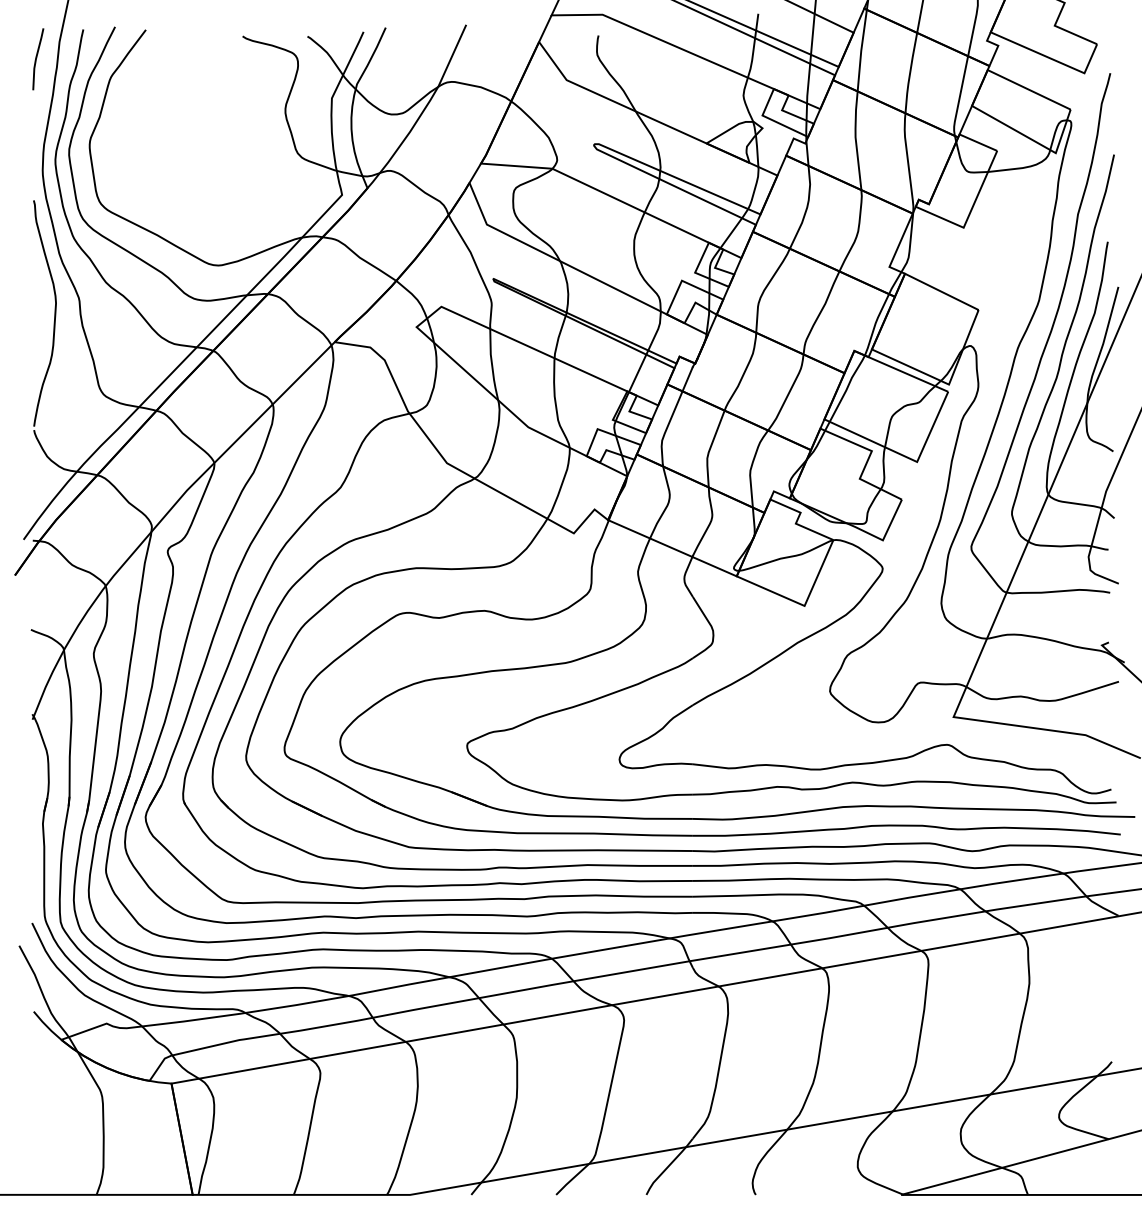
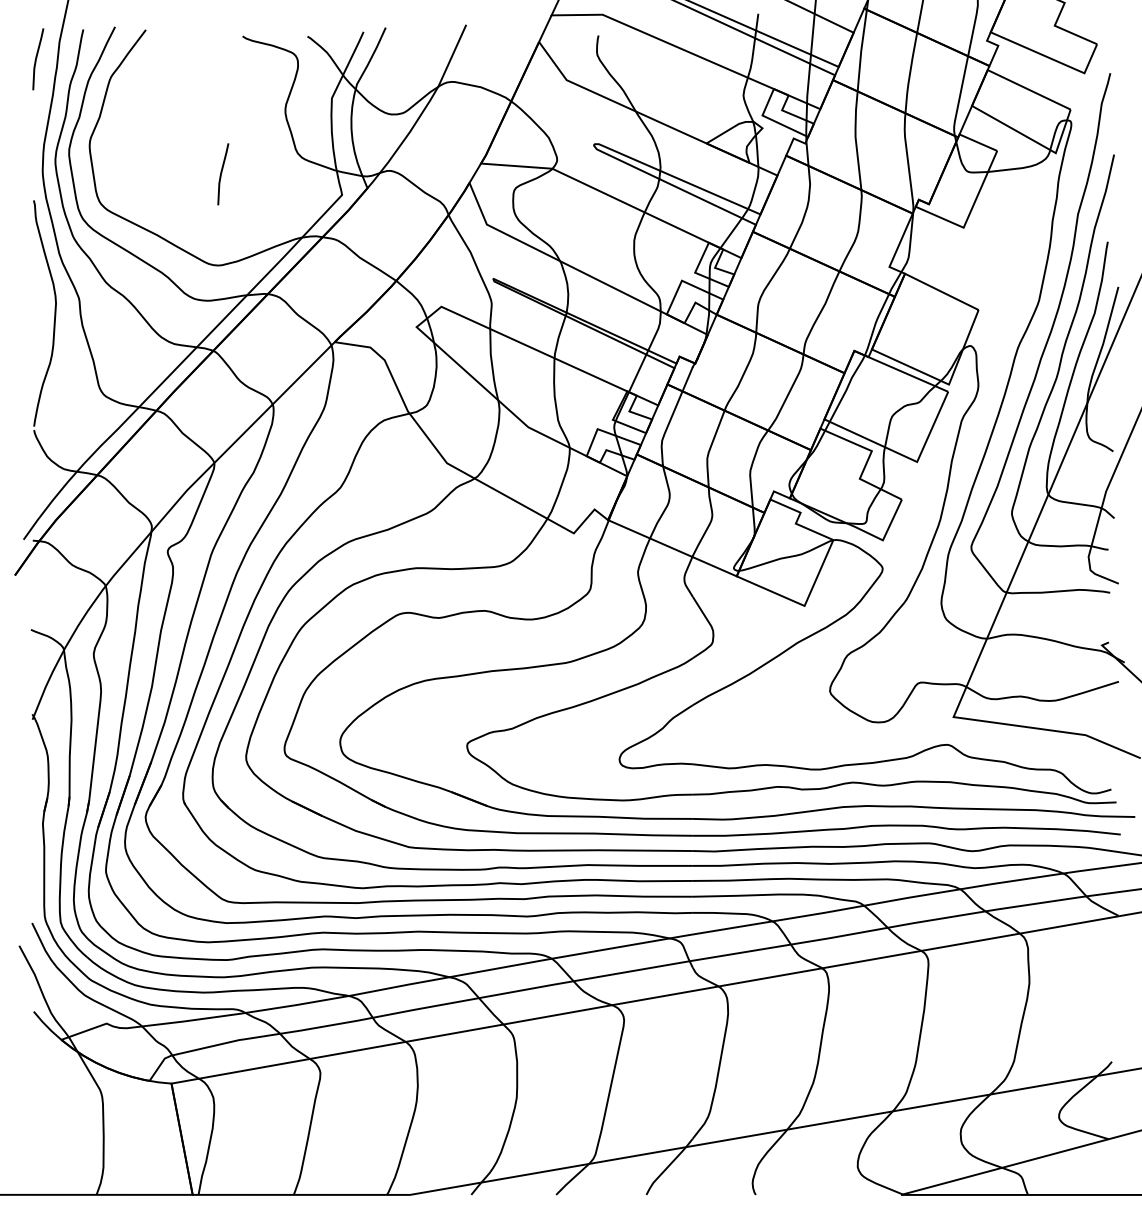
line: none -> present (221, 174)
